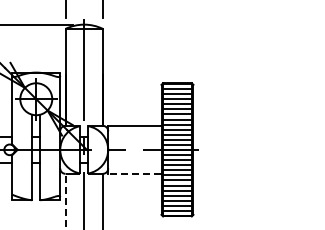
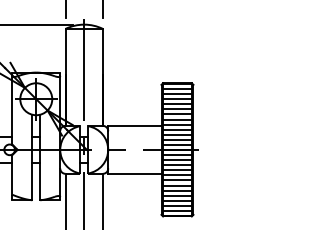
line: dashed -> solid (134, 173)
line: dashed -> solid (65, 201)
